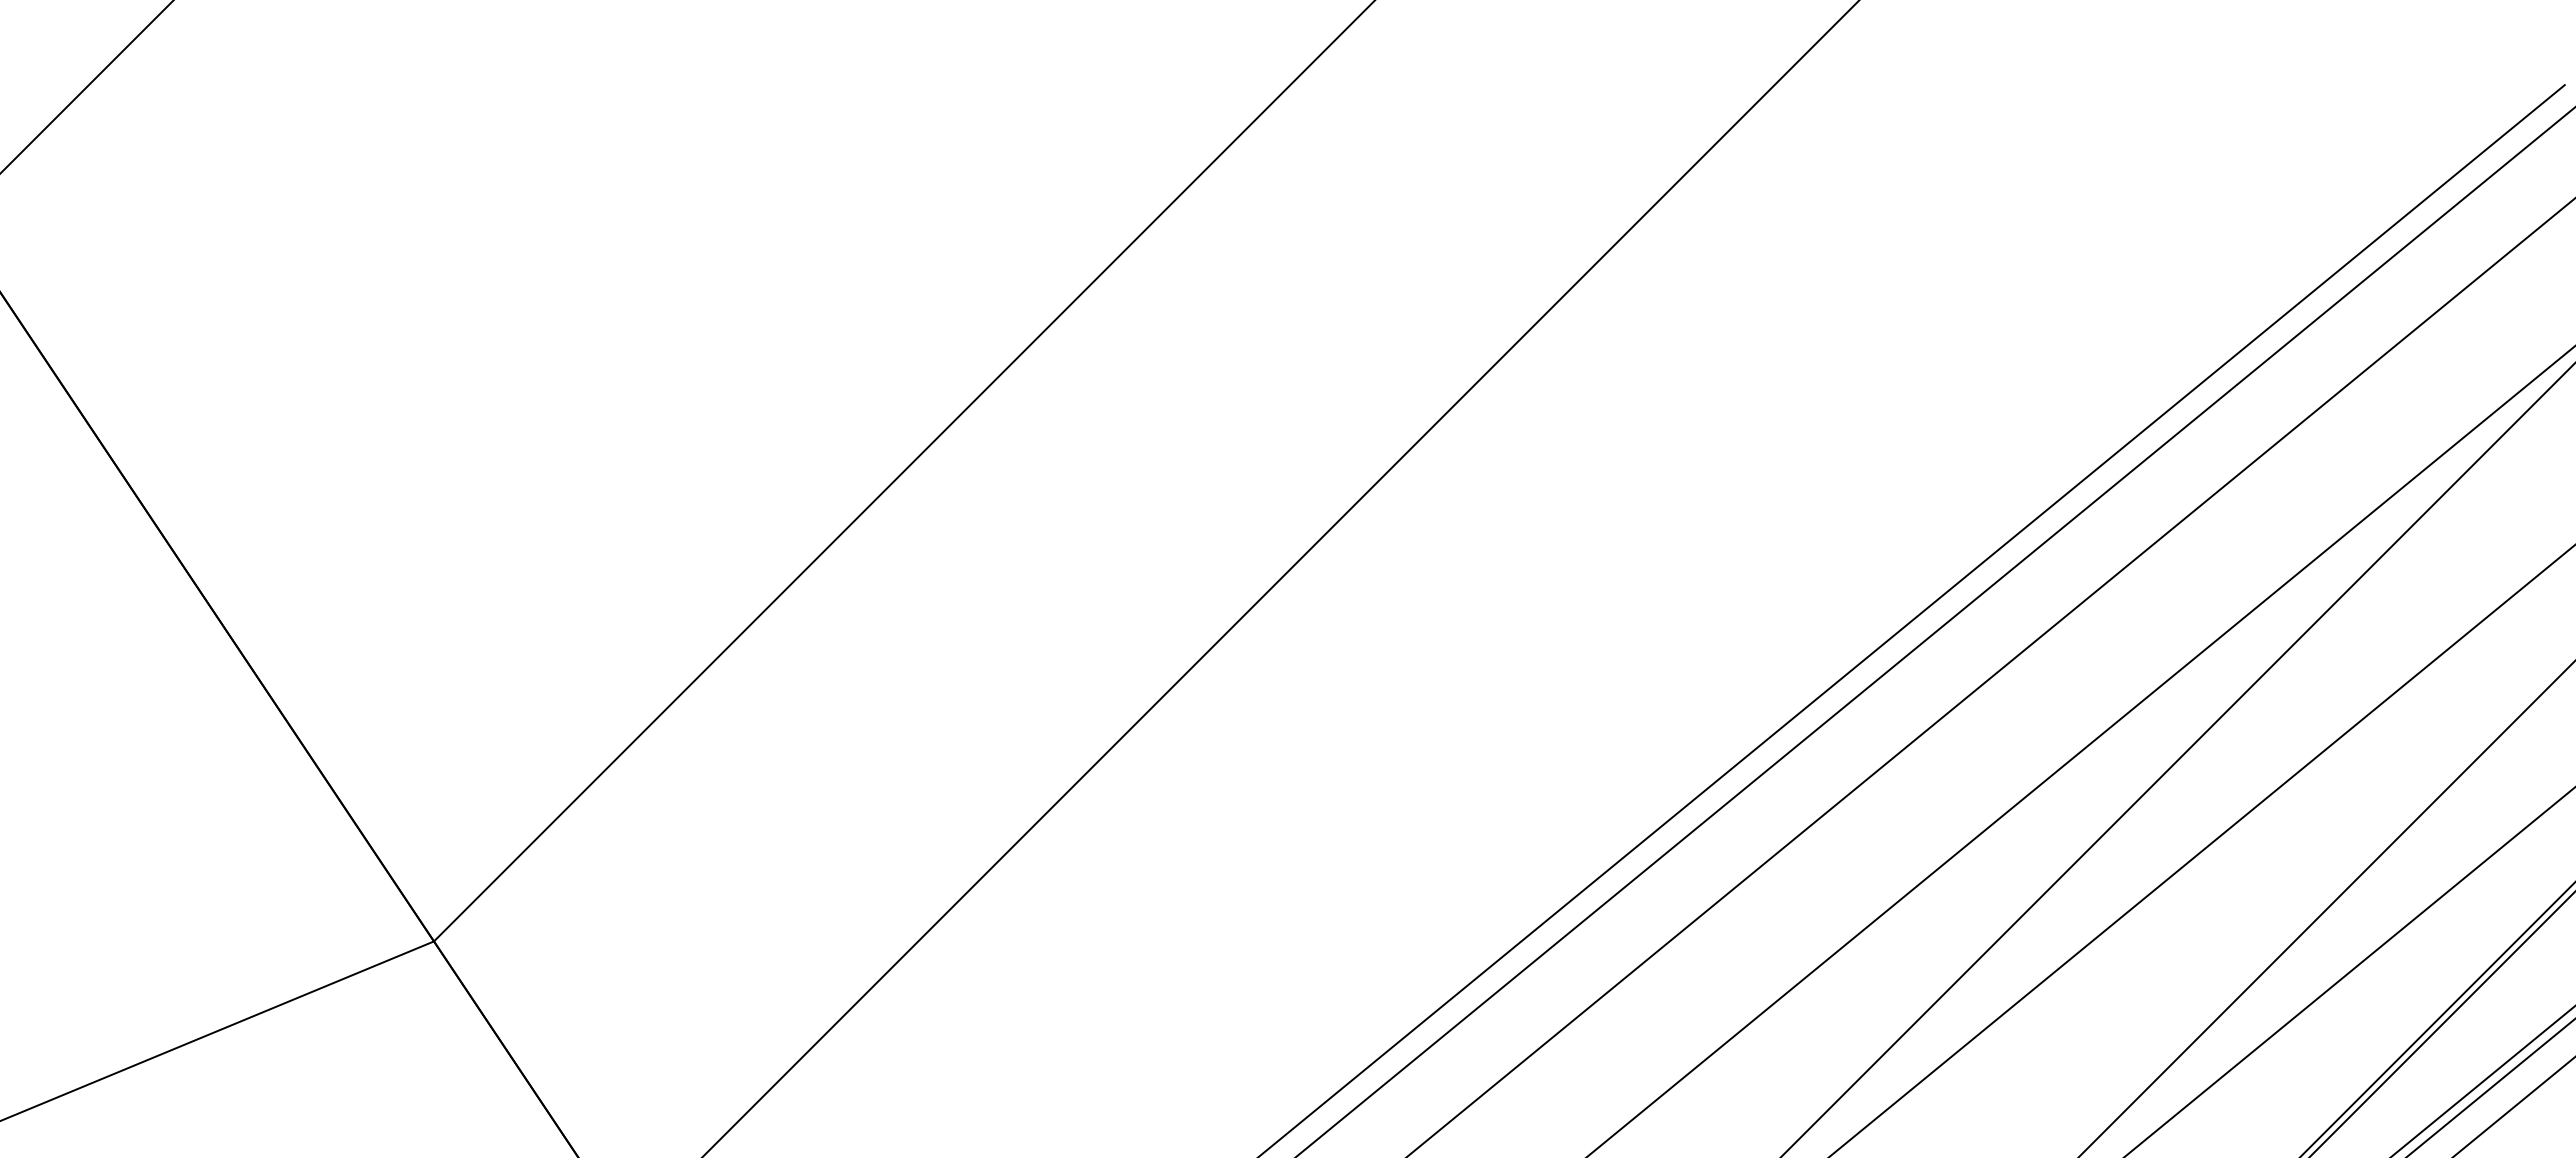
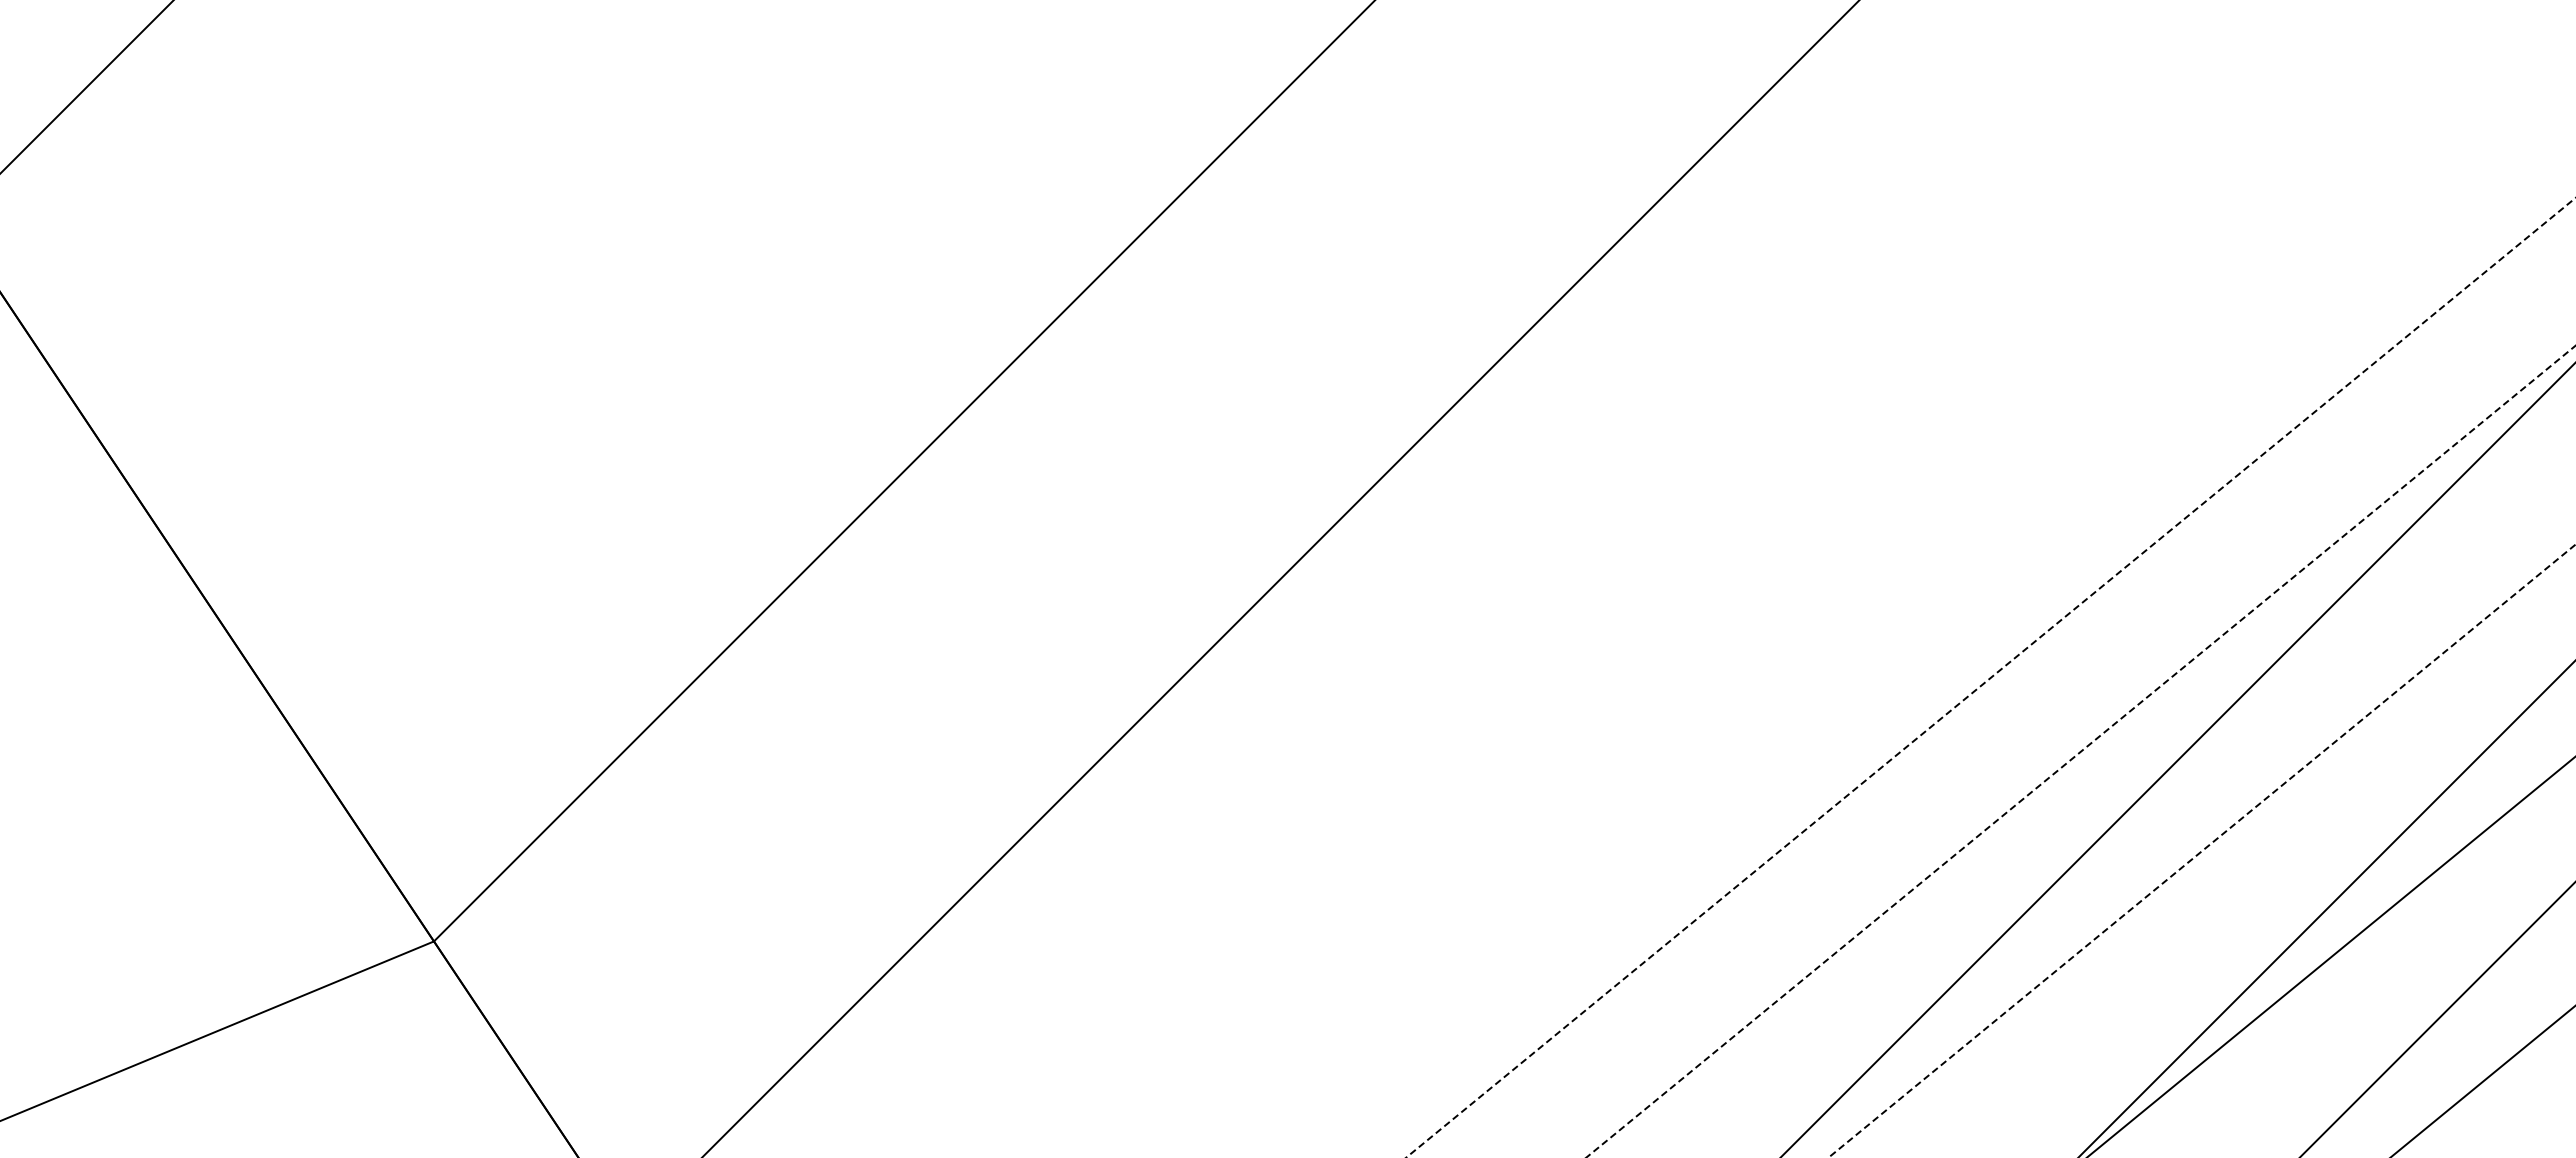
line: present -> none (1912, 619)
line: present -> none (1935, 631)
line: solid -> dashed (1990, 677)
line: solid -> dashed (2080, 751)
line: solid -> dashed (2202, 851)
line position: (2349, 971) -> (2331, 956) (2331, 956)
line: present -> none (2442, 1024)
line: present -> none (2490, 1087)
line: present -> none (2514, 1106)
